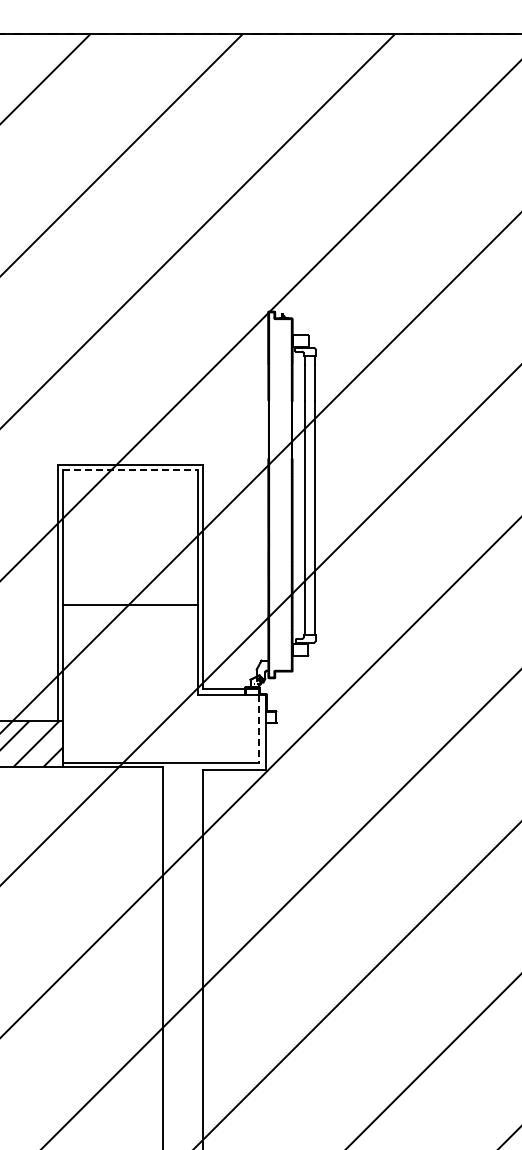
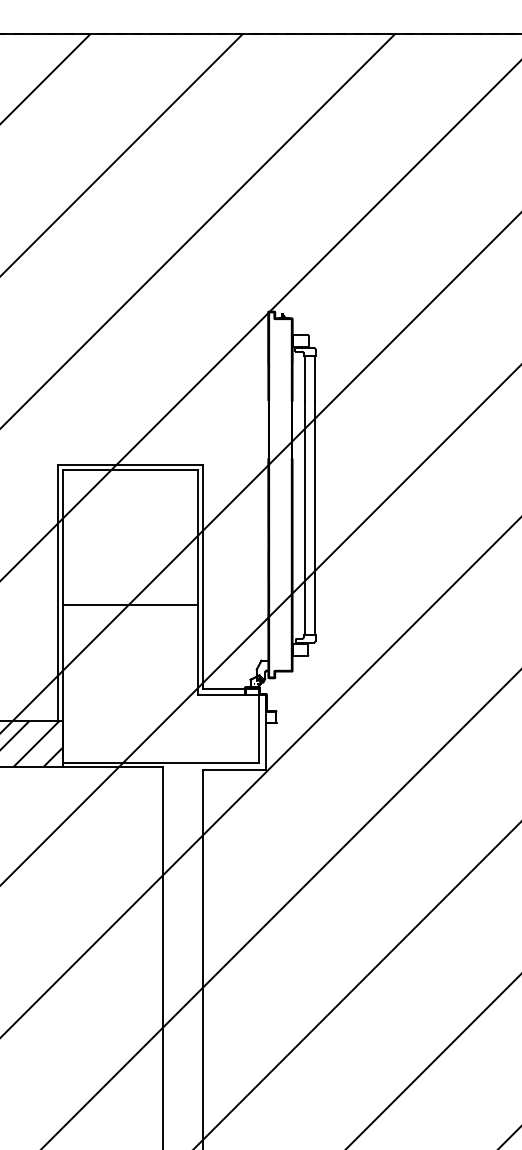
line: dashed -> solid (130, 469)
line: dashed -> solid (259, 729)
